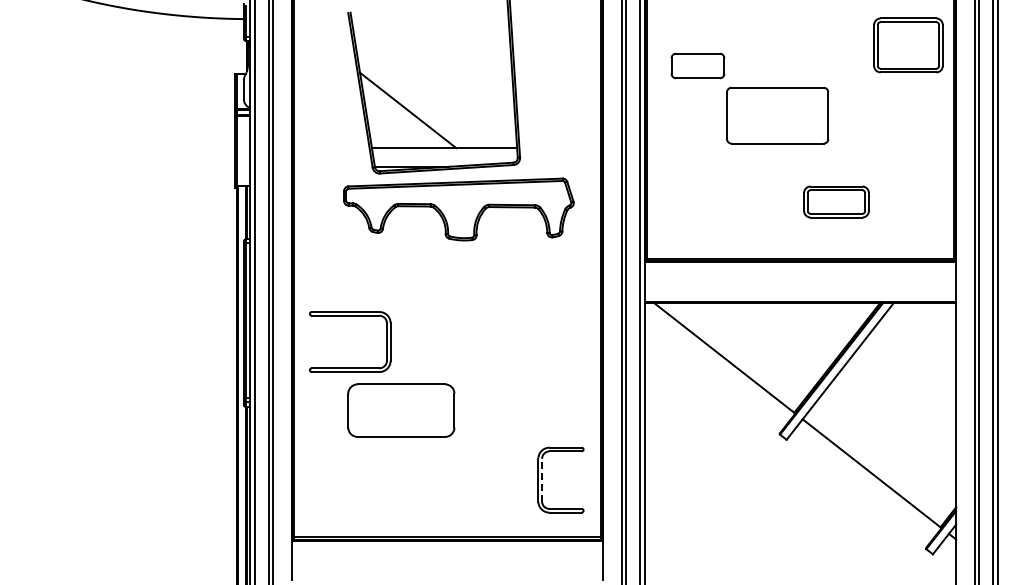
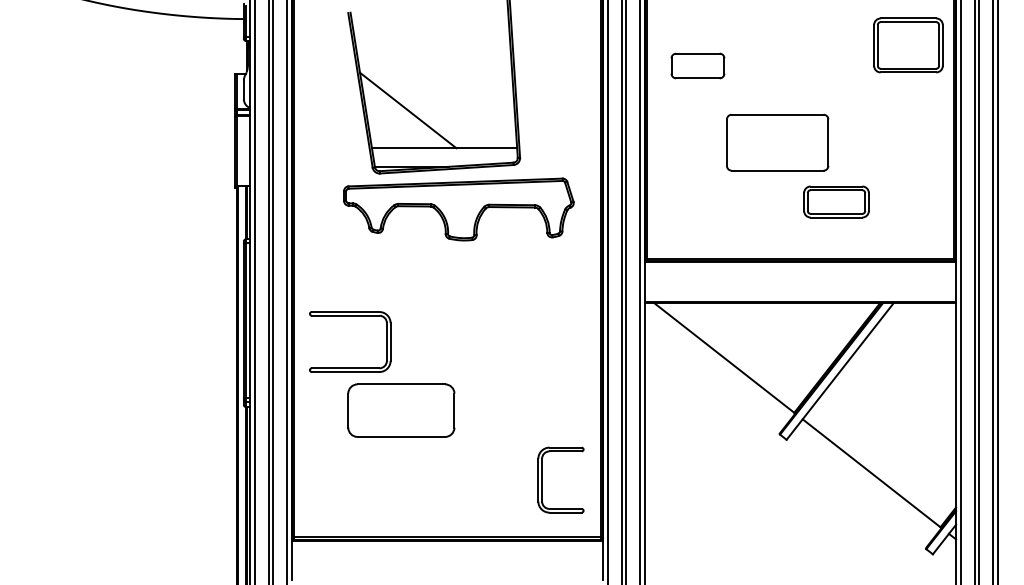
part position: (777, 115) -> (777, 142) (777, 142)
line: none -> present (287, 291)
line: none -> present (607, 291)
line: none -> present (960, 291)
line: dashed -> solid (542, 479)
